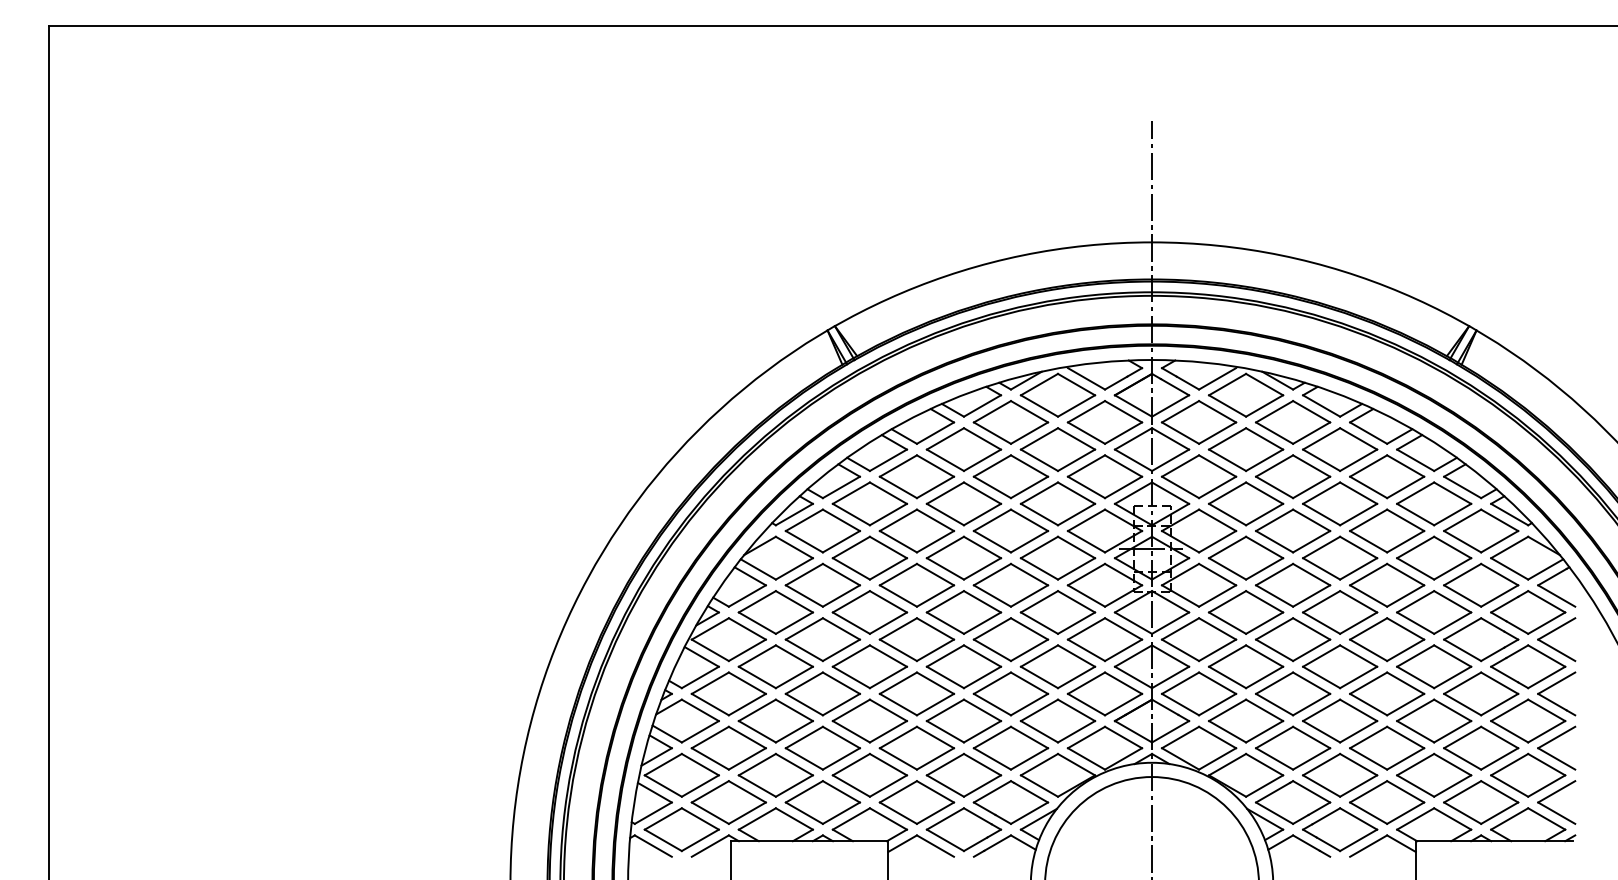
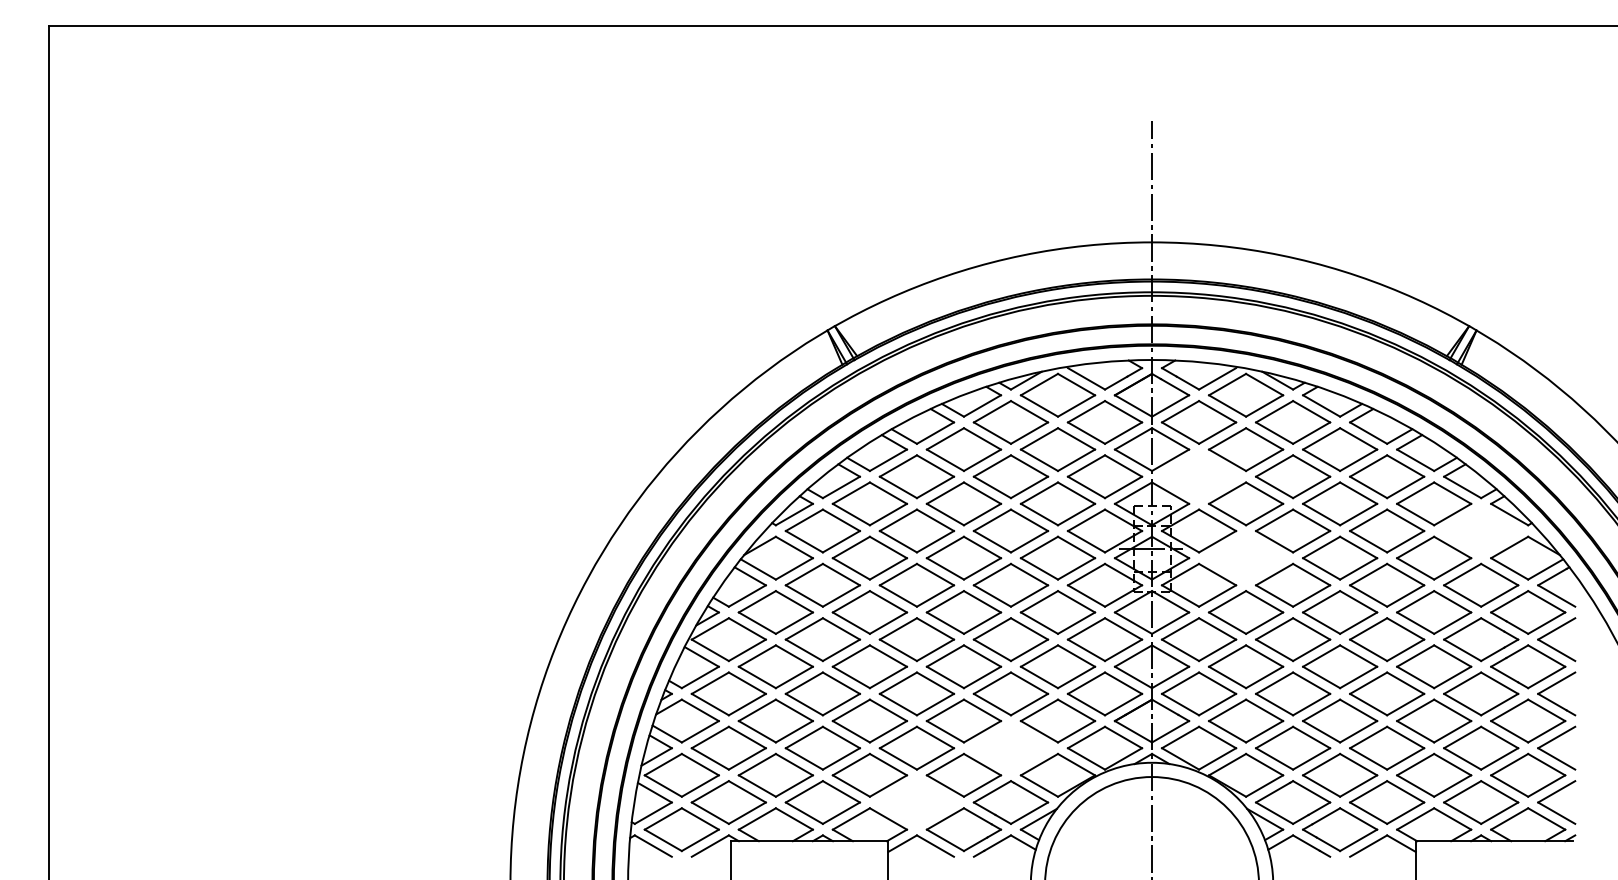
part: present -> none (1198, 476)
part: present -> none (1481, 530)
part: present -> none (1246, 557)
part: present -> none (1010, 747)
part: present -> none (916, 802)
